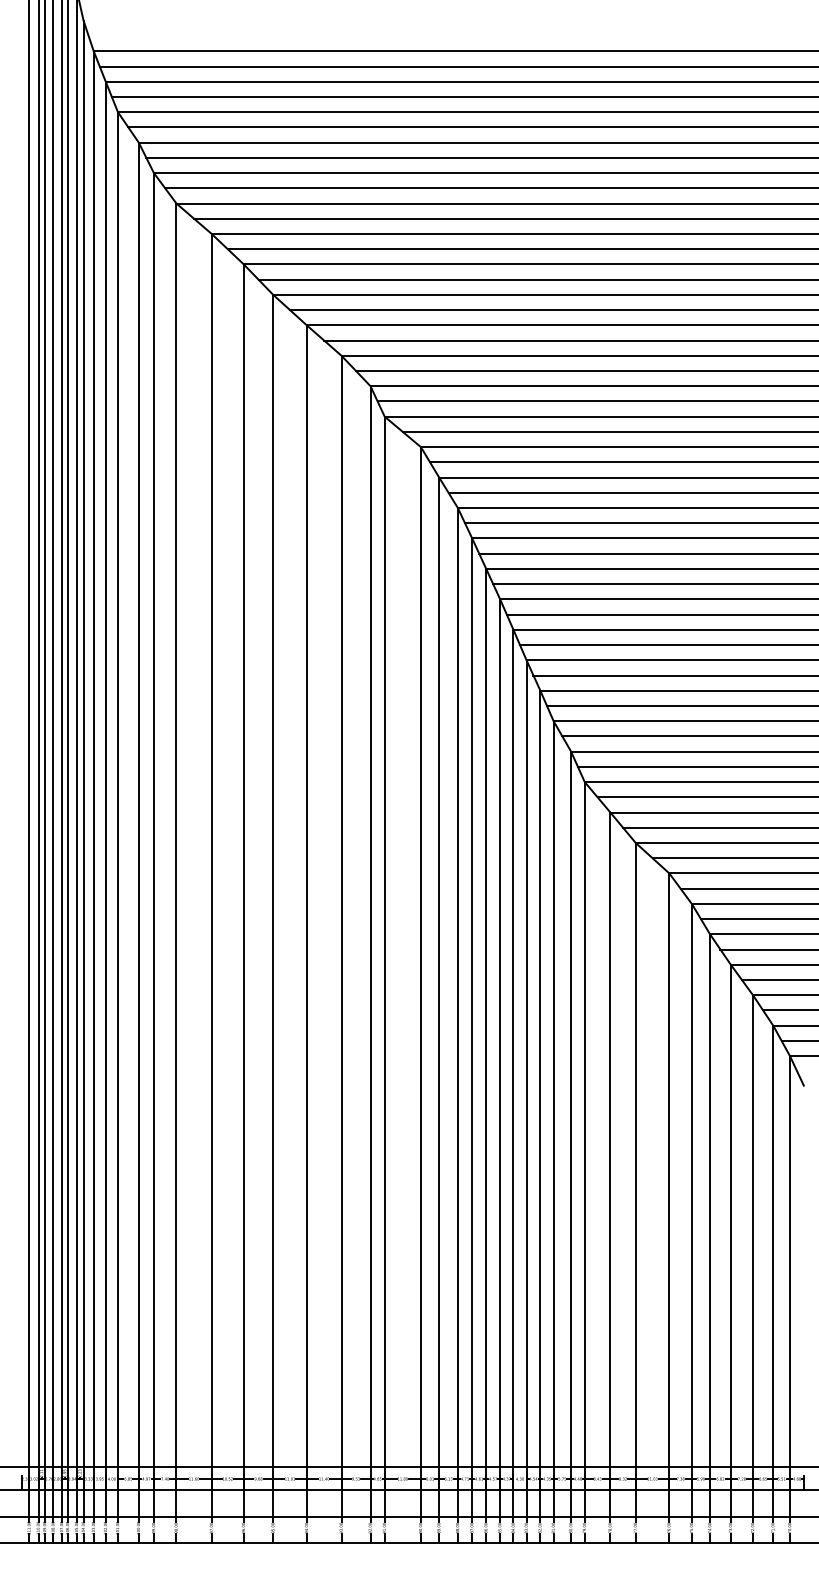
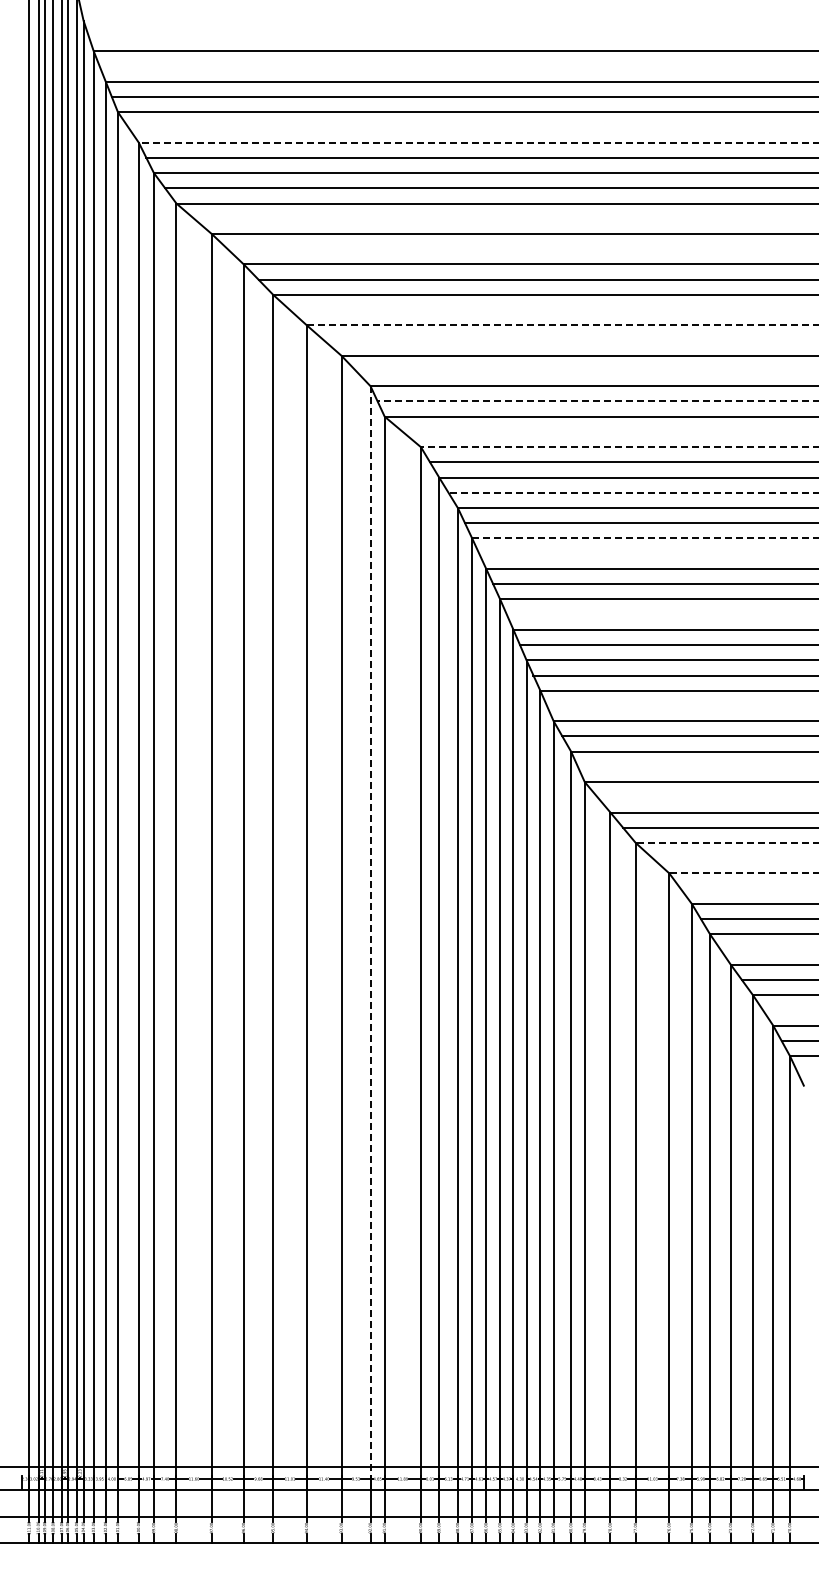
line: present -> none (457, 66)
line: present -> none (471, 127)
line: solid -> dashed (478, 142)
line: present -> none (504, 218)
line: present -> none (521, 249)
line: present -> none (552, 310)
line: solid -> dashed (562, 325)
line: present -> none (569, 340)
line: present -> none (585, 371)
line: solid -> dashed (597, 401)
line: present -> none (608, 431)
line: solid -> dashed (619, 447)
line: solid -> dashed (633, 492)
line: solid -> dashed (645, 538)
line: present -> none (647, 553)
line: present -> none (660, 614)
line: present -> none (681, 705)
line: present -> none (696, 766)
line: present -> none (706, 797)
line: solid -> dashed (726, 842)
line: present -> none (733, 858)
line: solid -> dashed (743, 873)
line: present -> none (747, 888)
line: solid -> dashed (370, 938)
line: present -> none (767, 949)
line: present -> none (789, 1010)
